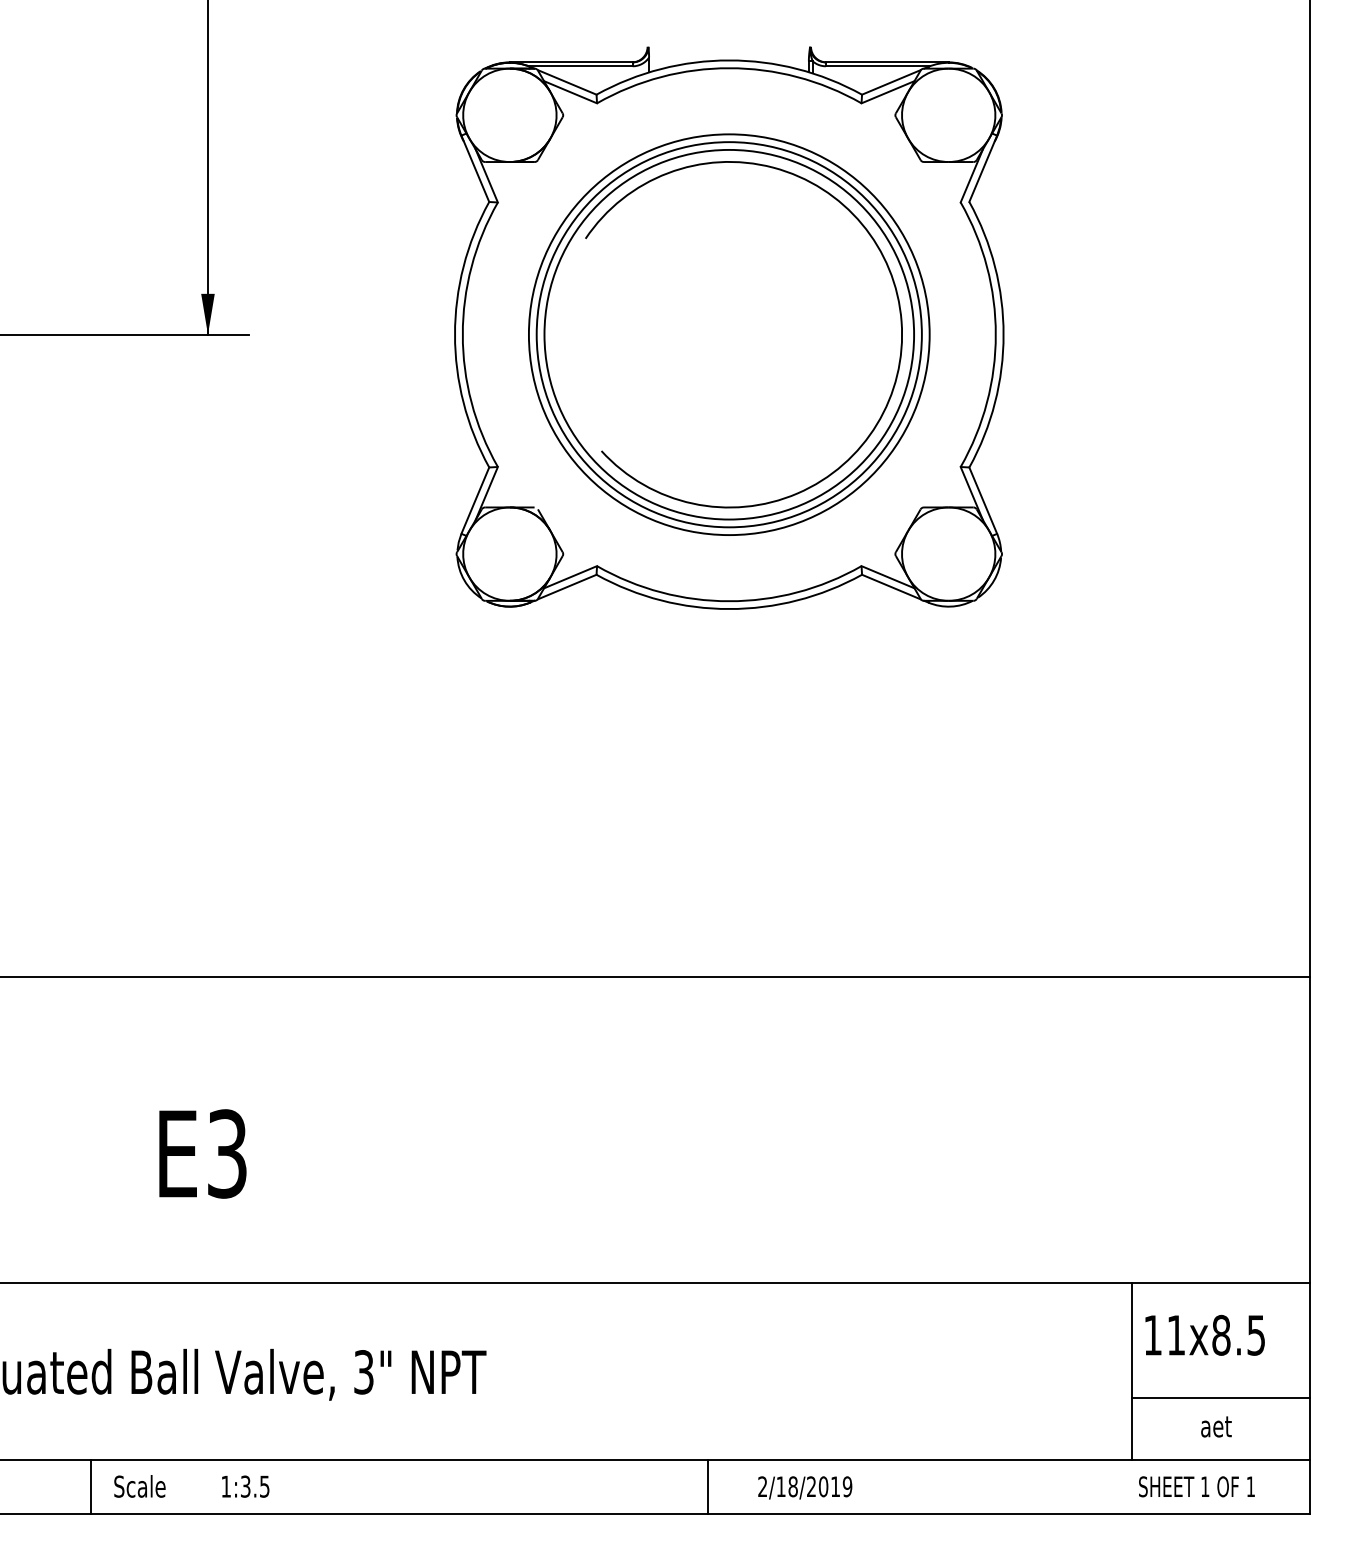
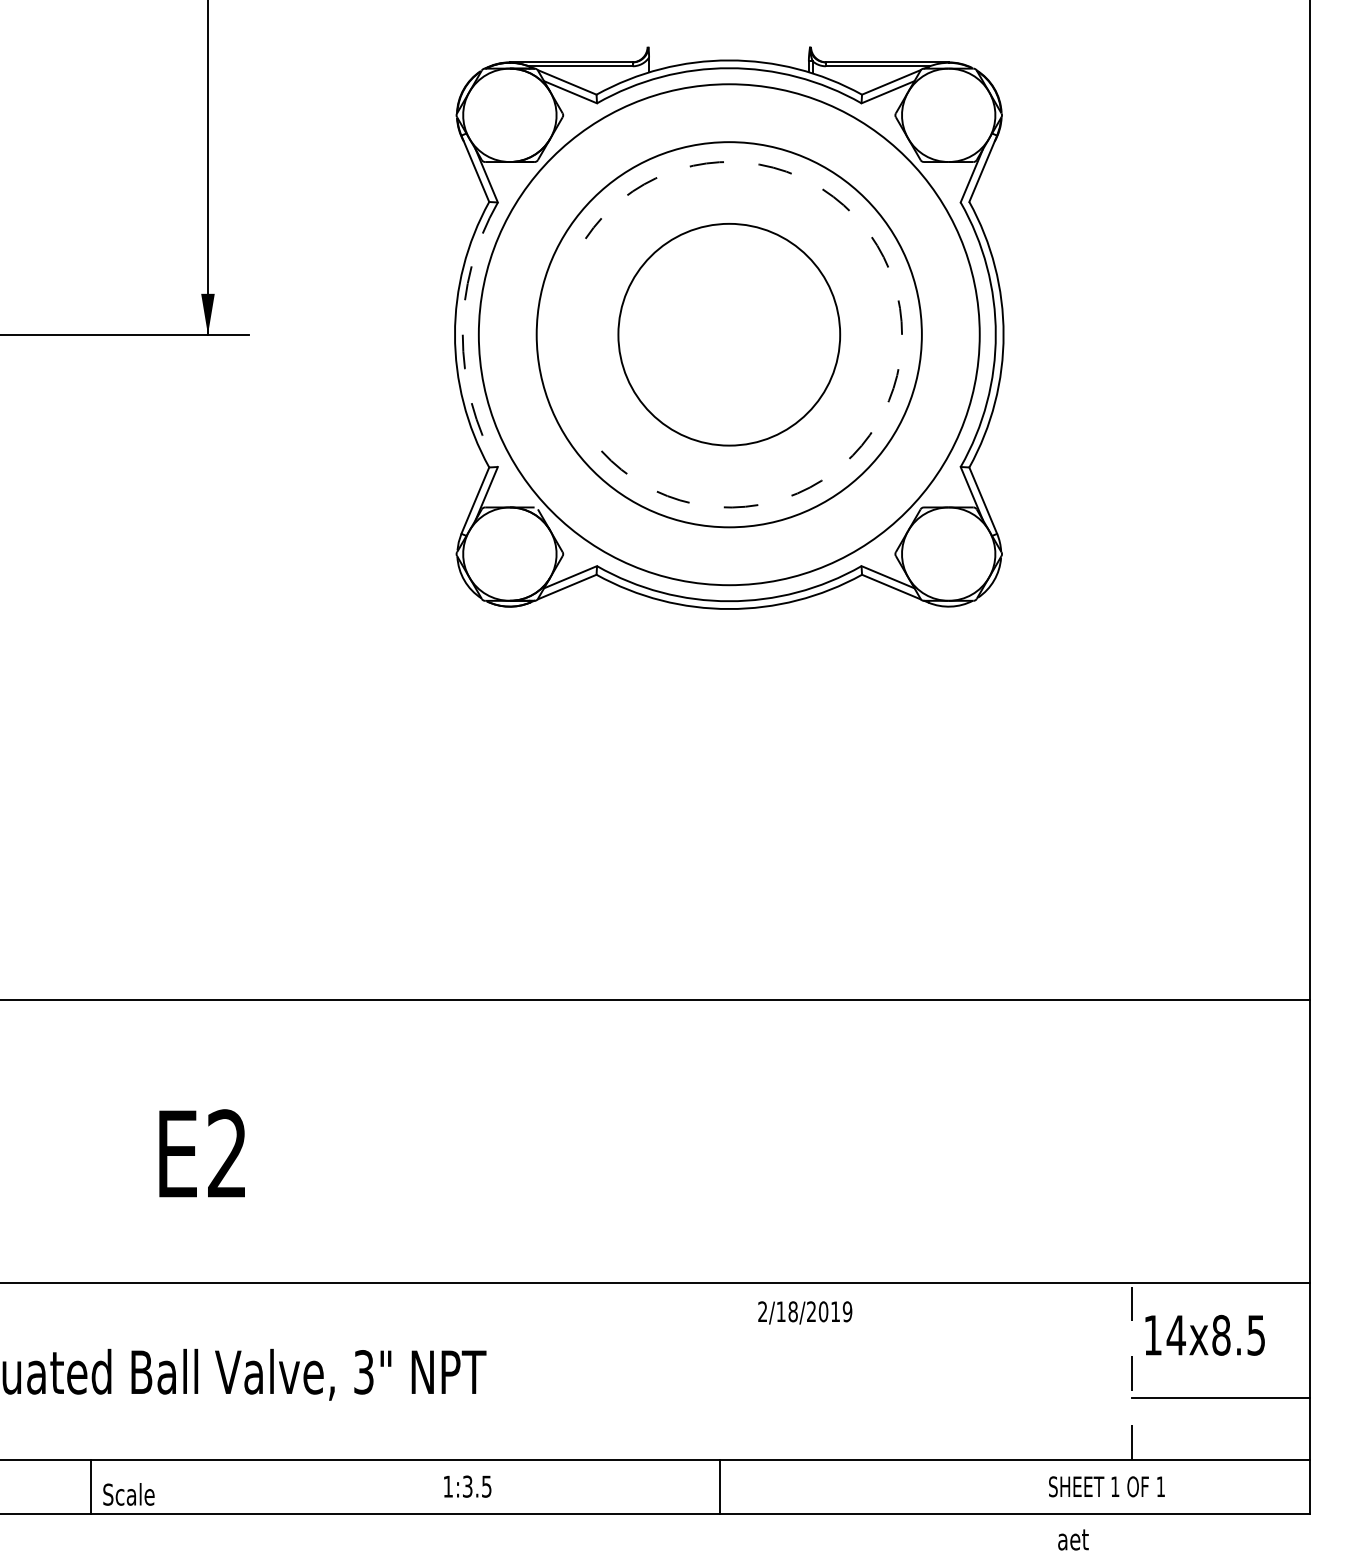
arc: solid -> dashed (901, 321)
arc: solid -> dashed (462, 334)
circle diameter: 401 px -> 501 px (728, 334)
circle diameter: 370 px -> 222 px (729, 334)
line position: (655, 976) -> (655, 999) (655, 999)
text: E3 -> E2 (227, 1153)
text: 11x8.5 -> 14x8.5 (1175, 1335)
line: solid -> dashed (1132, 1371)
text position: (1216, 1426) -> (1073, 1539) (1073, 1539)
text position: (139, 1486) -> (128, 1494) (128, 1494)
text position: (245, 1486) -> (467, 1486) (467, 1486)
line position: (707, 1486) -> (719, 1486) (719, 1486)
text position: (1196, 1486) -> (1106, 1486) (1106, 1486)
text position: (805, 1487) -> (805, 1312) (805, 1312)
